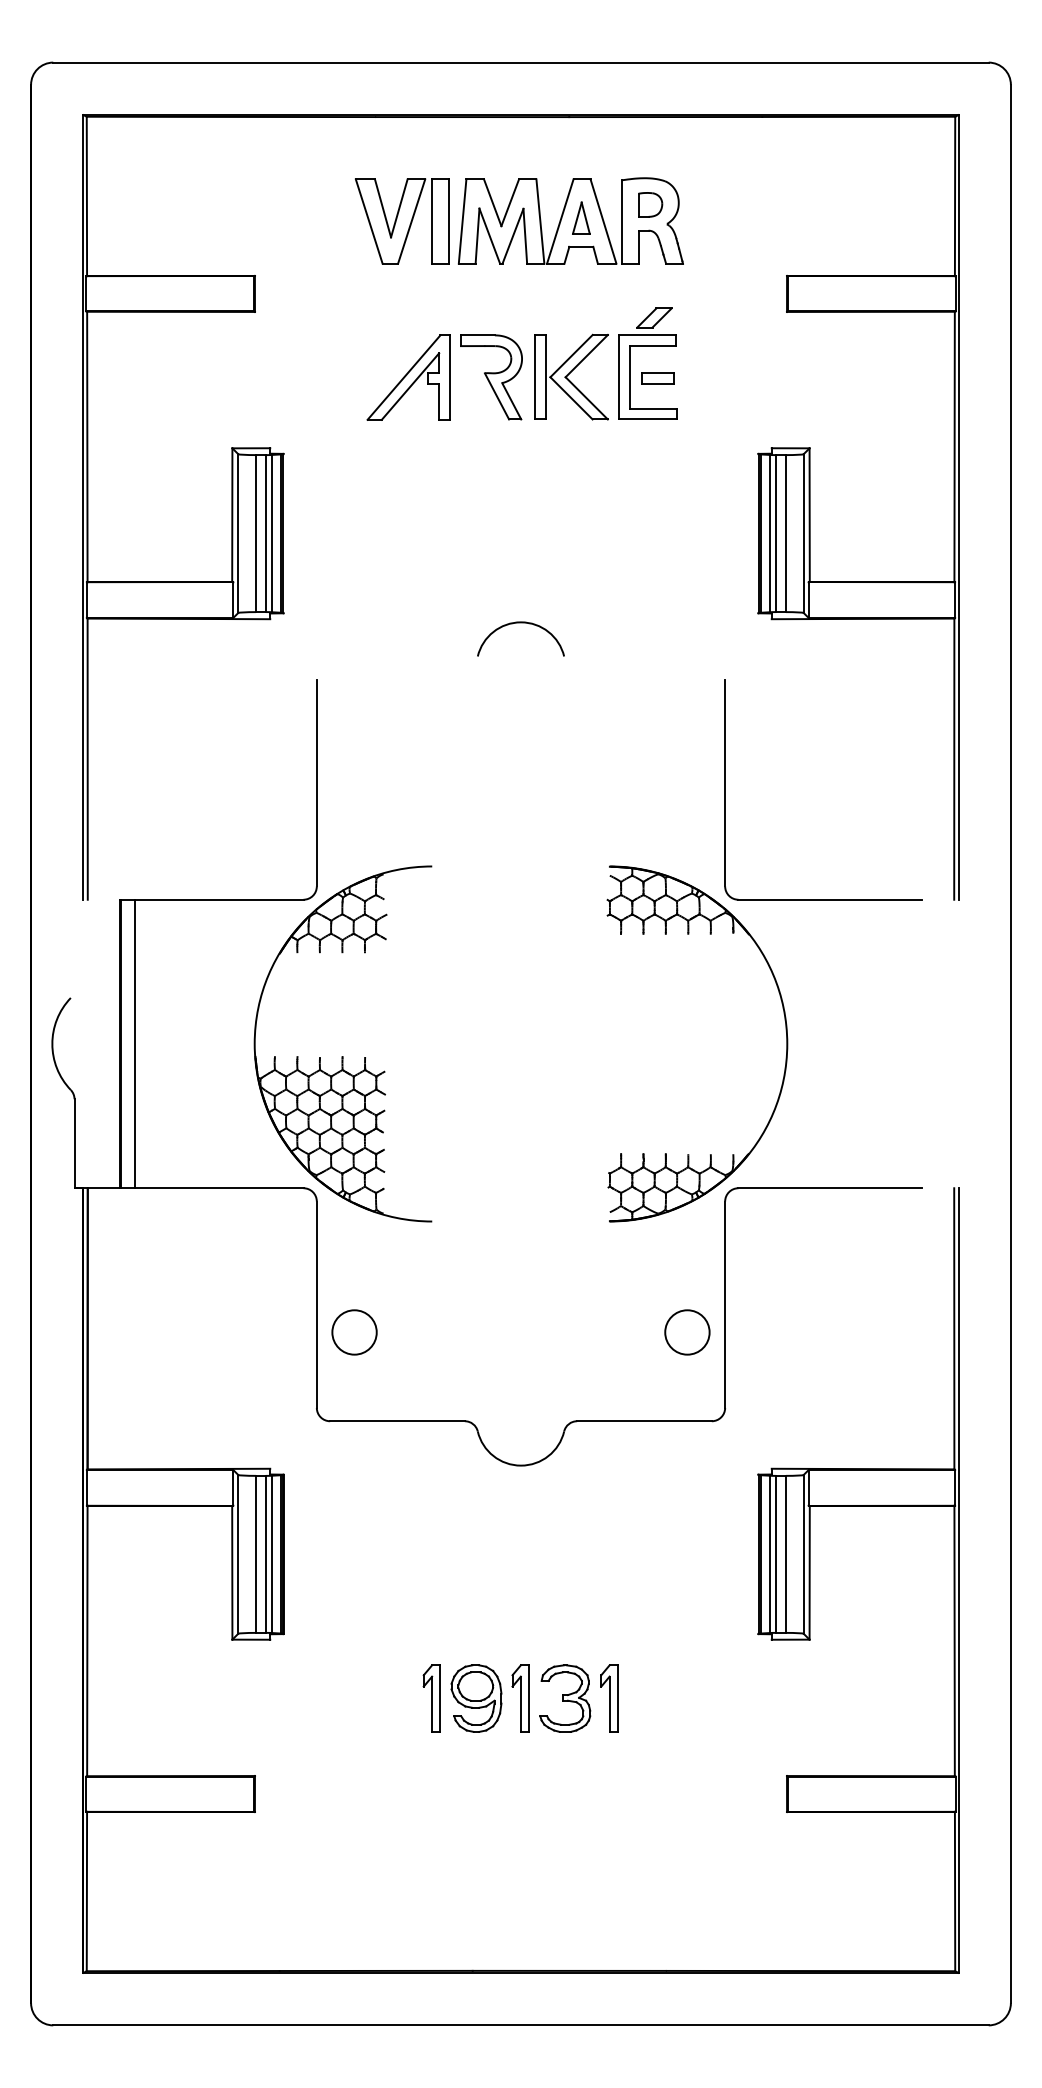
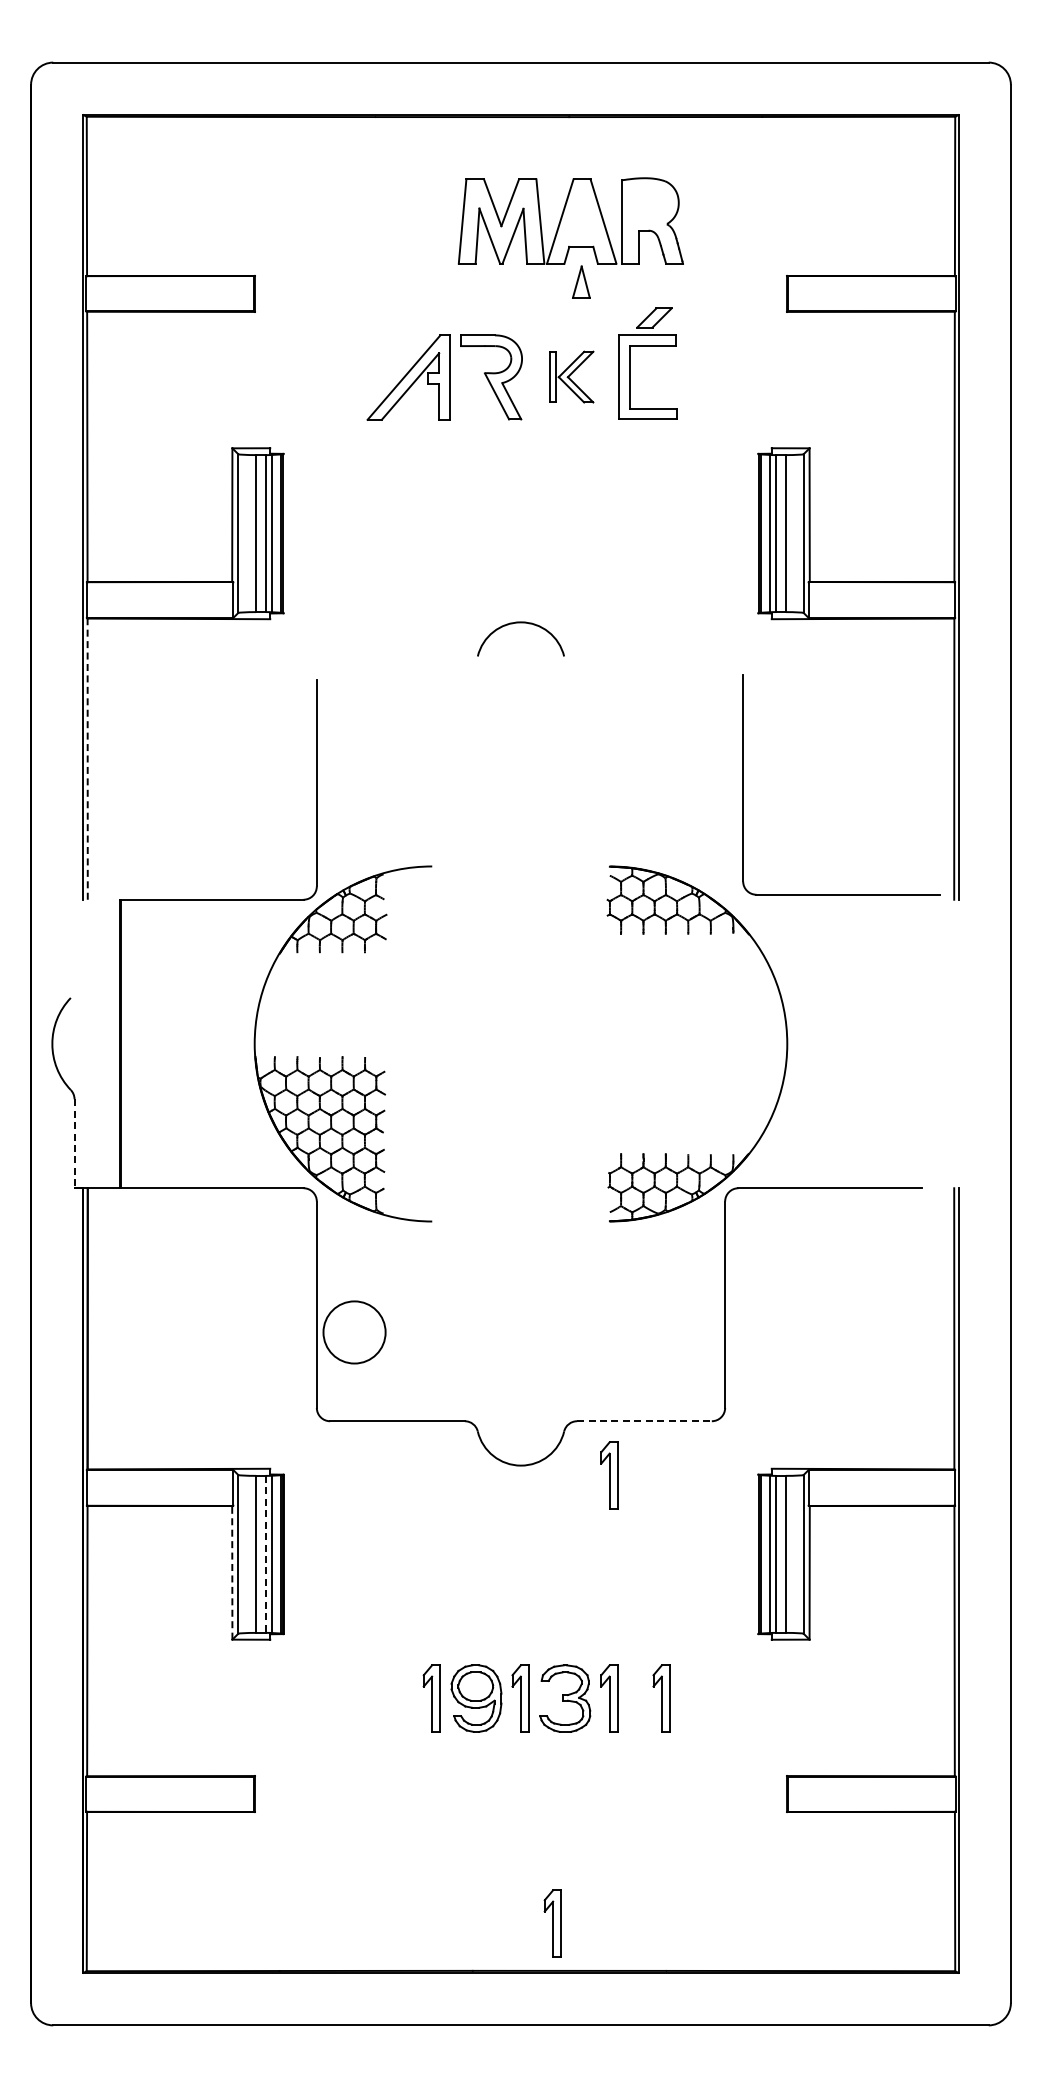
part: present -> none (650, 204)
part position: (581, 217) -> (581, 281) (581, 281)
part: present -> none (402, 221)
part size: 75x88 px -> 46x54 px (571, 376)
part: present -> none (657, 378)
line: solid -> dashed (87, 759)
part position: (725, 789) -> (743, 784) (743, 784)
line: present -> none (134, 1043)
line: solid -> dashed (74, 1144)
circle diameter: 44 px -> 62 px (354, 1332)
circle: present -> none (687, 1332)
line: solid -> dashed (644, 1421)
part: none -> present (609, 1475)
line: solid -> dashed (265, 1554)
line: solid -> dashed (232, 1572)
part: none -> present (661, 1698)
part: none -> present (552, 1923)
